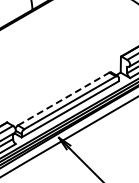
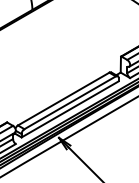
line: dashed -> solid (63, 99)
